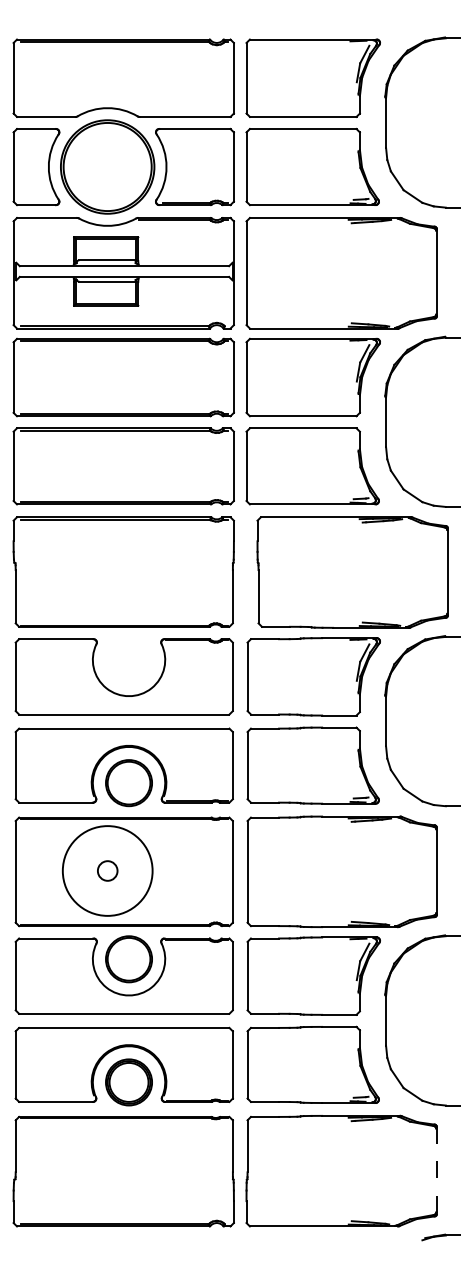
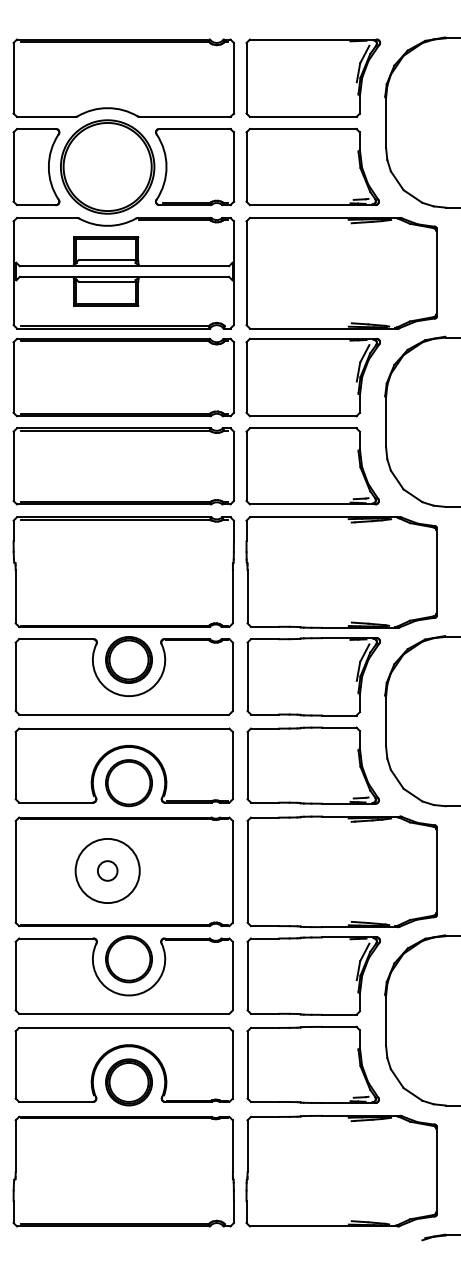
part position: (352, 572) -> (341, 572) (341, 572)
part: none -> present (128, 659)
circle diameter: 90 px -> 64 px (107, 870)
line: dashed -> solid (436, 1171)
